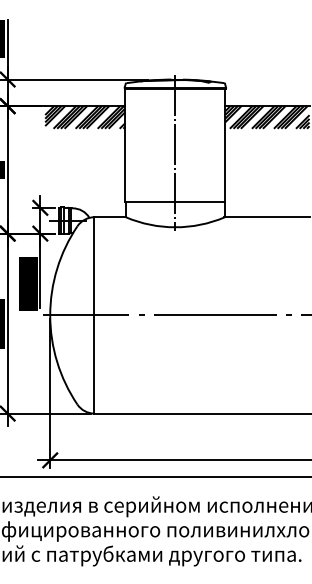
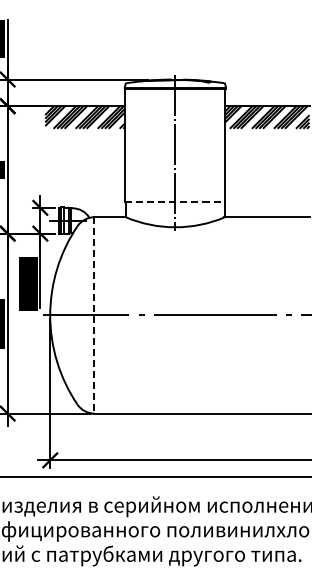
line: solid -> dashed (175, 202)
line: solid -> dashed (94, 315)
